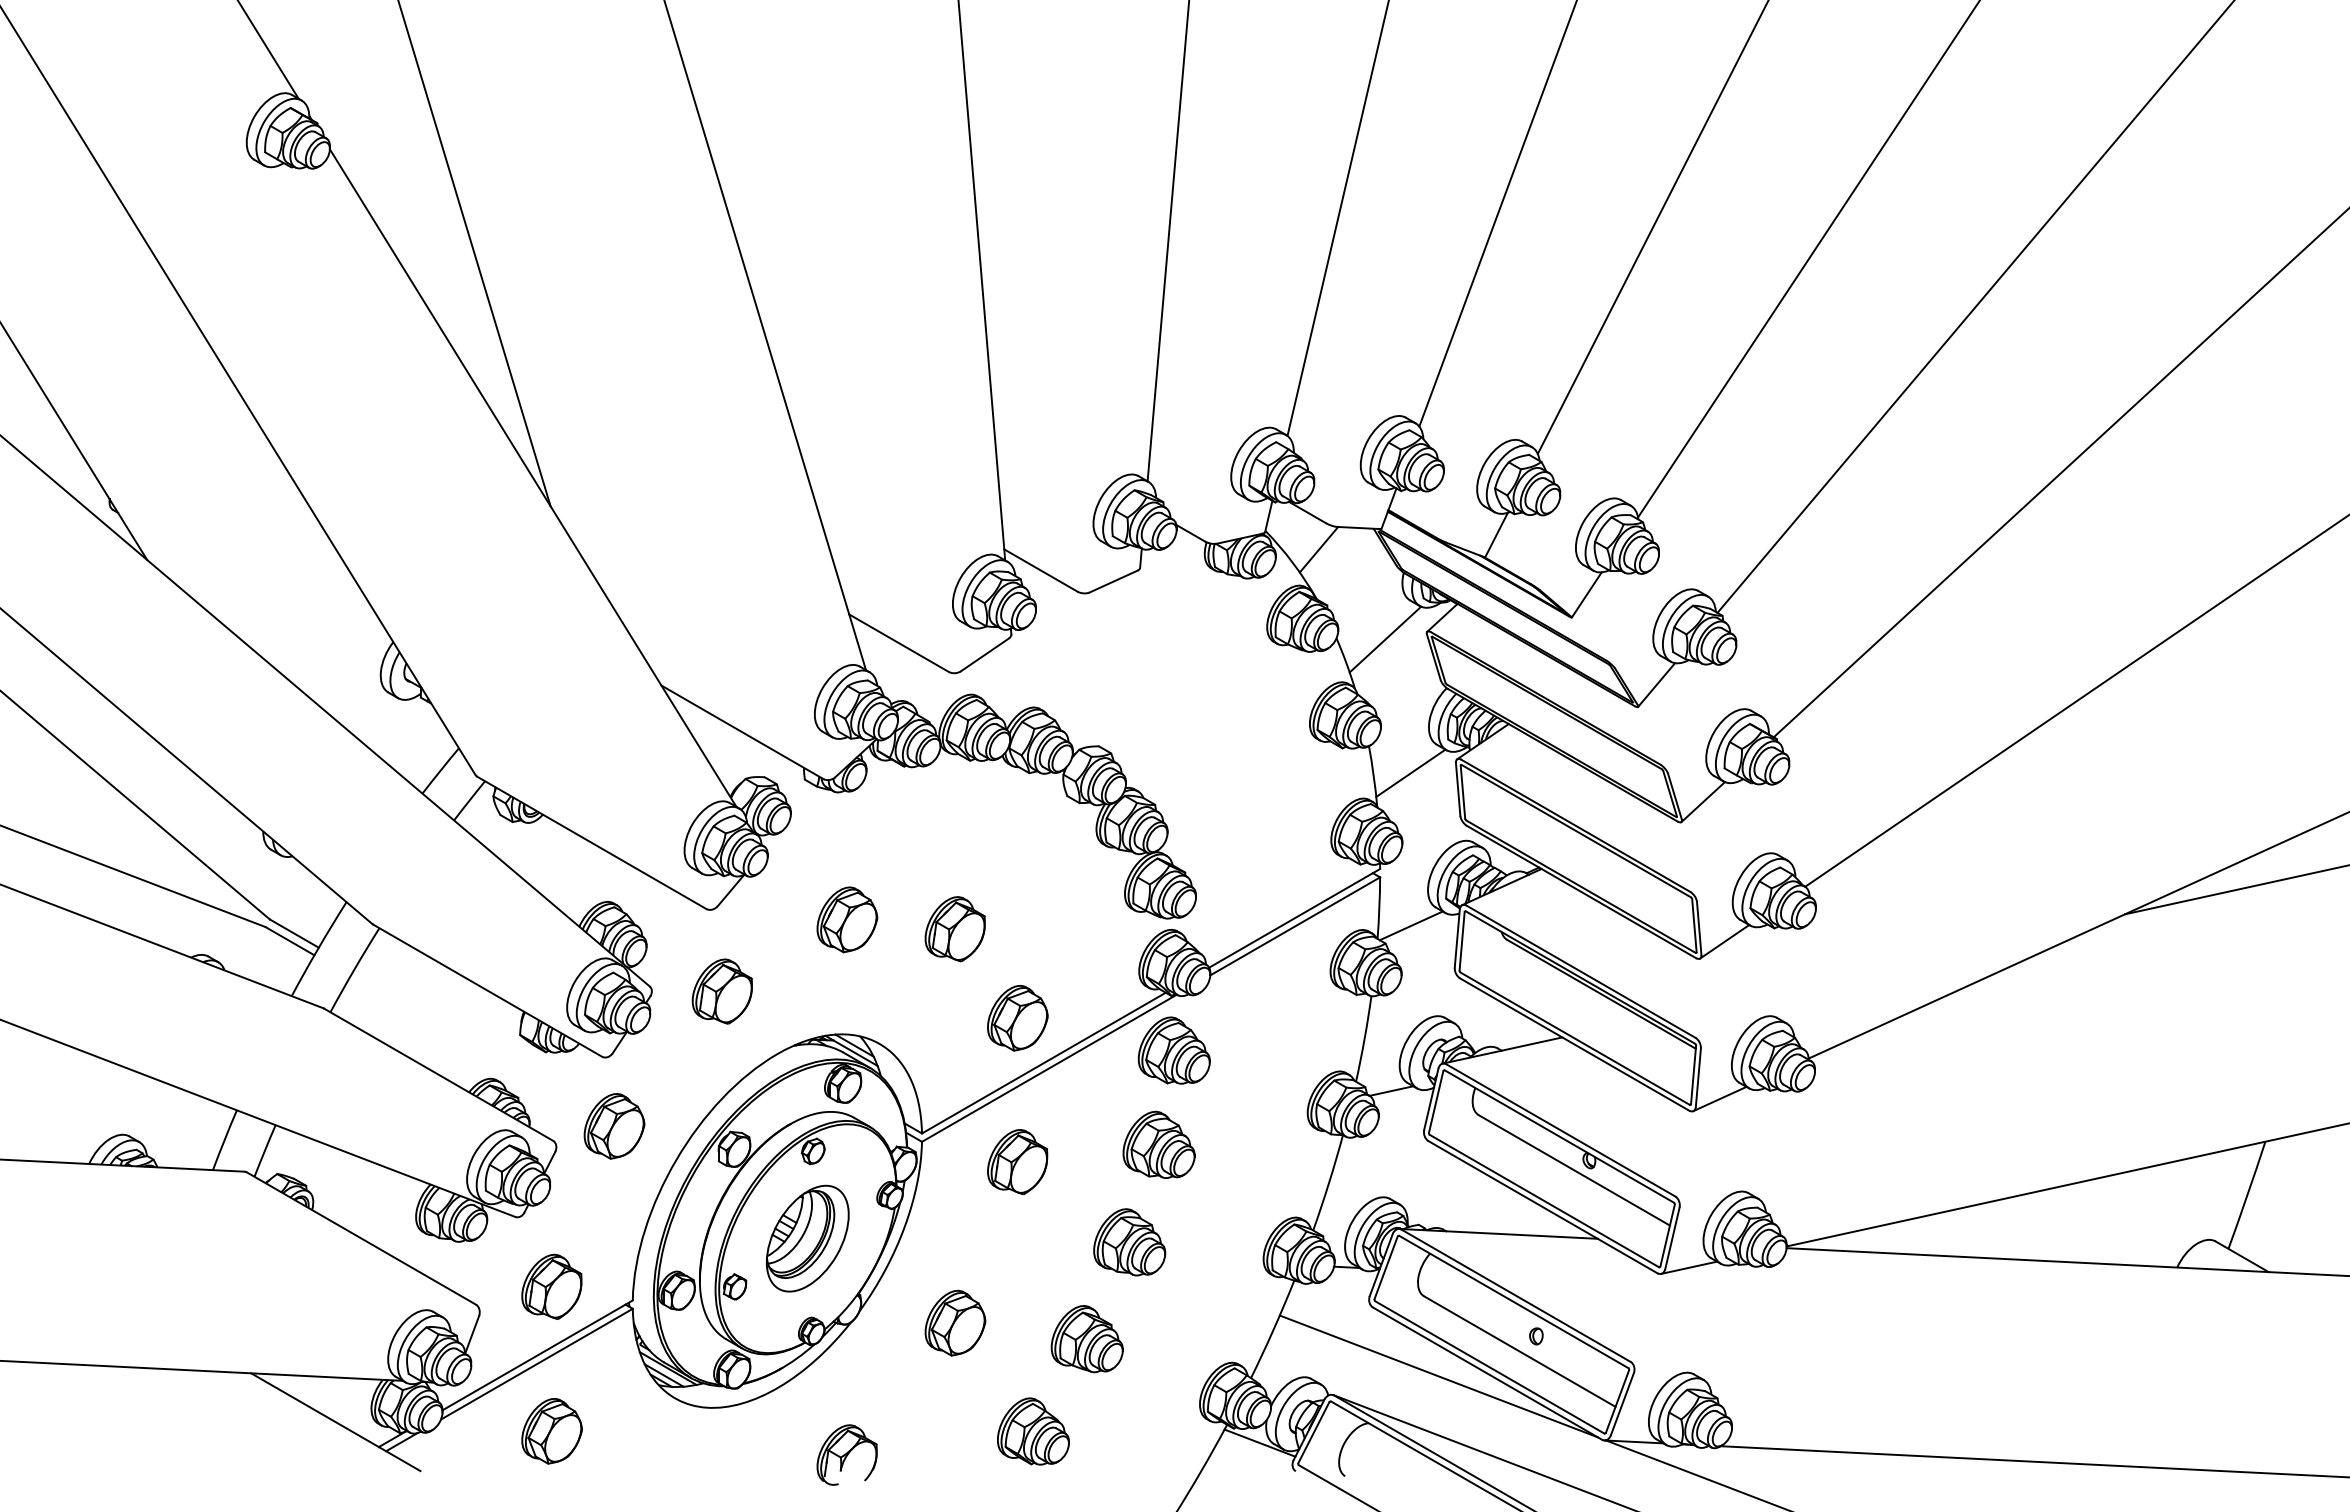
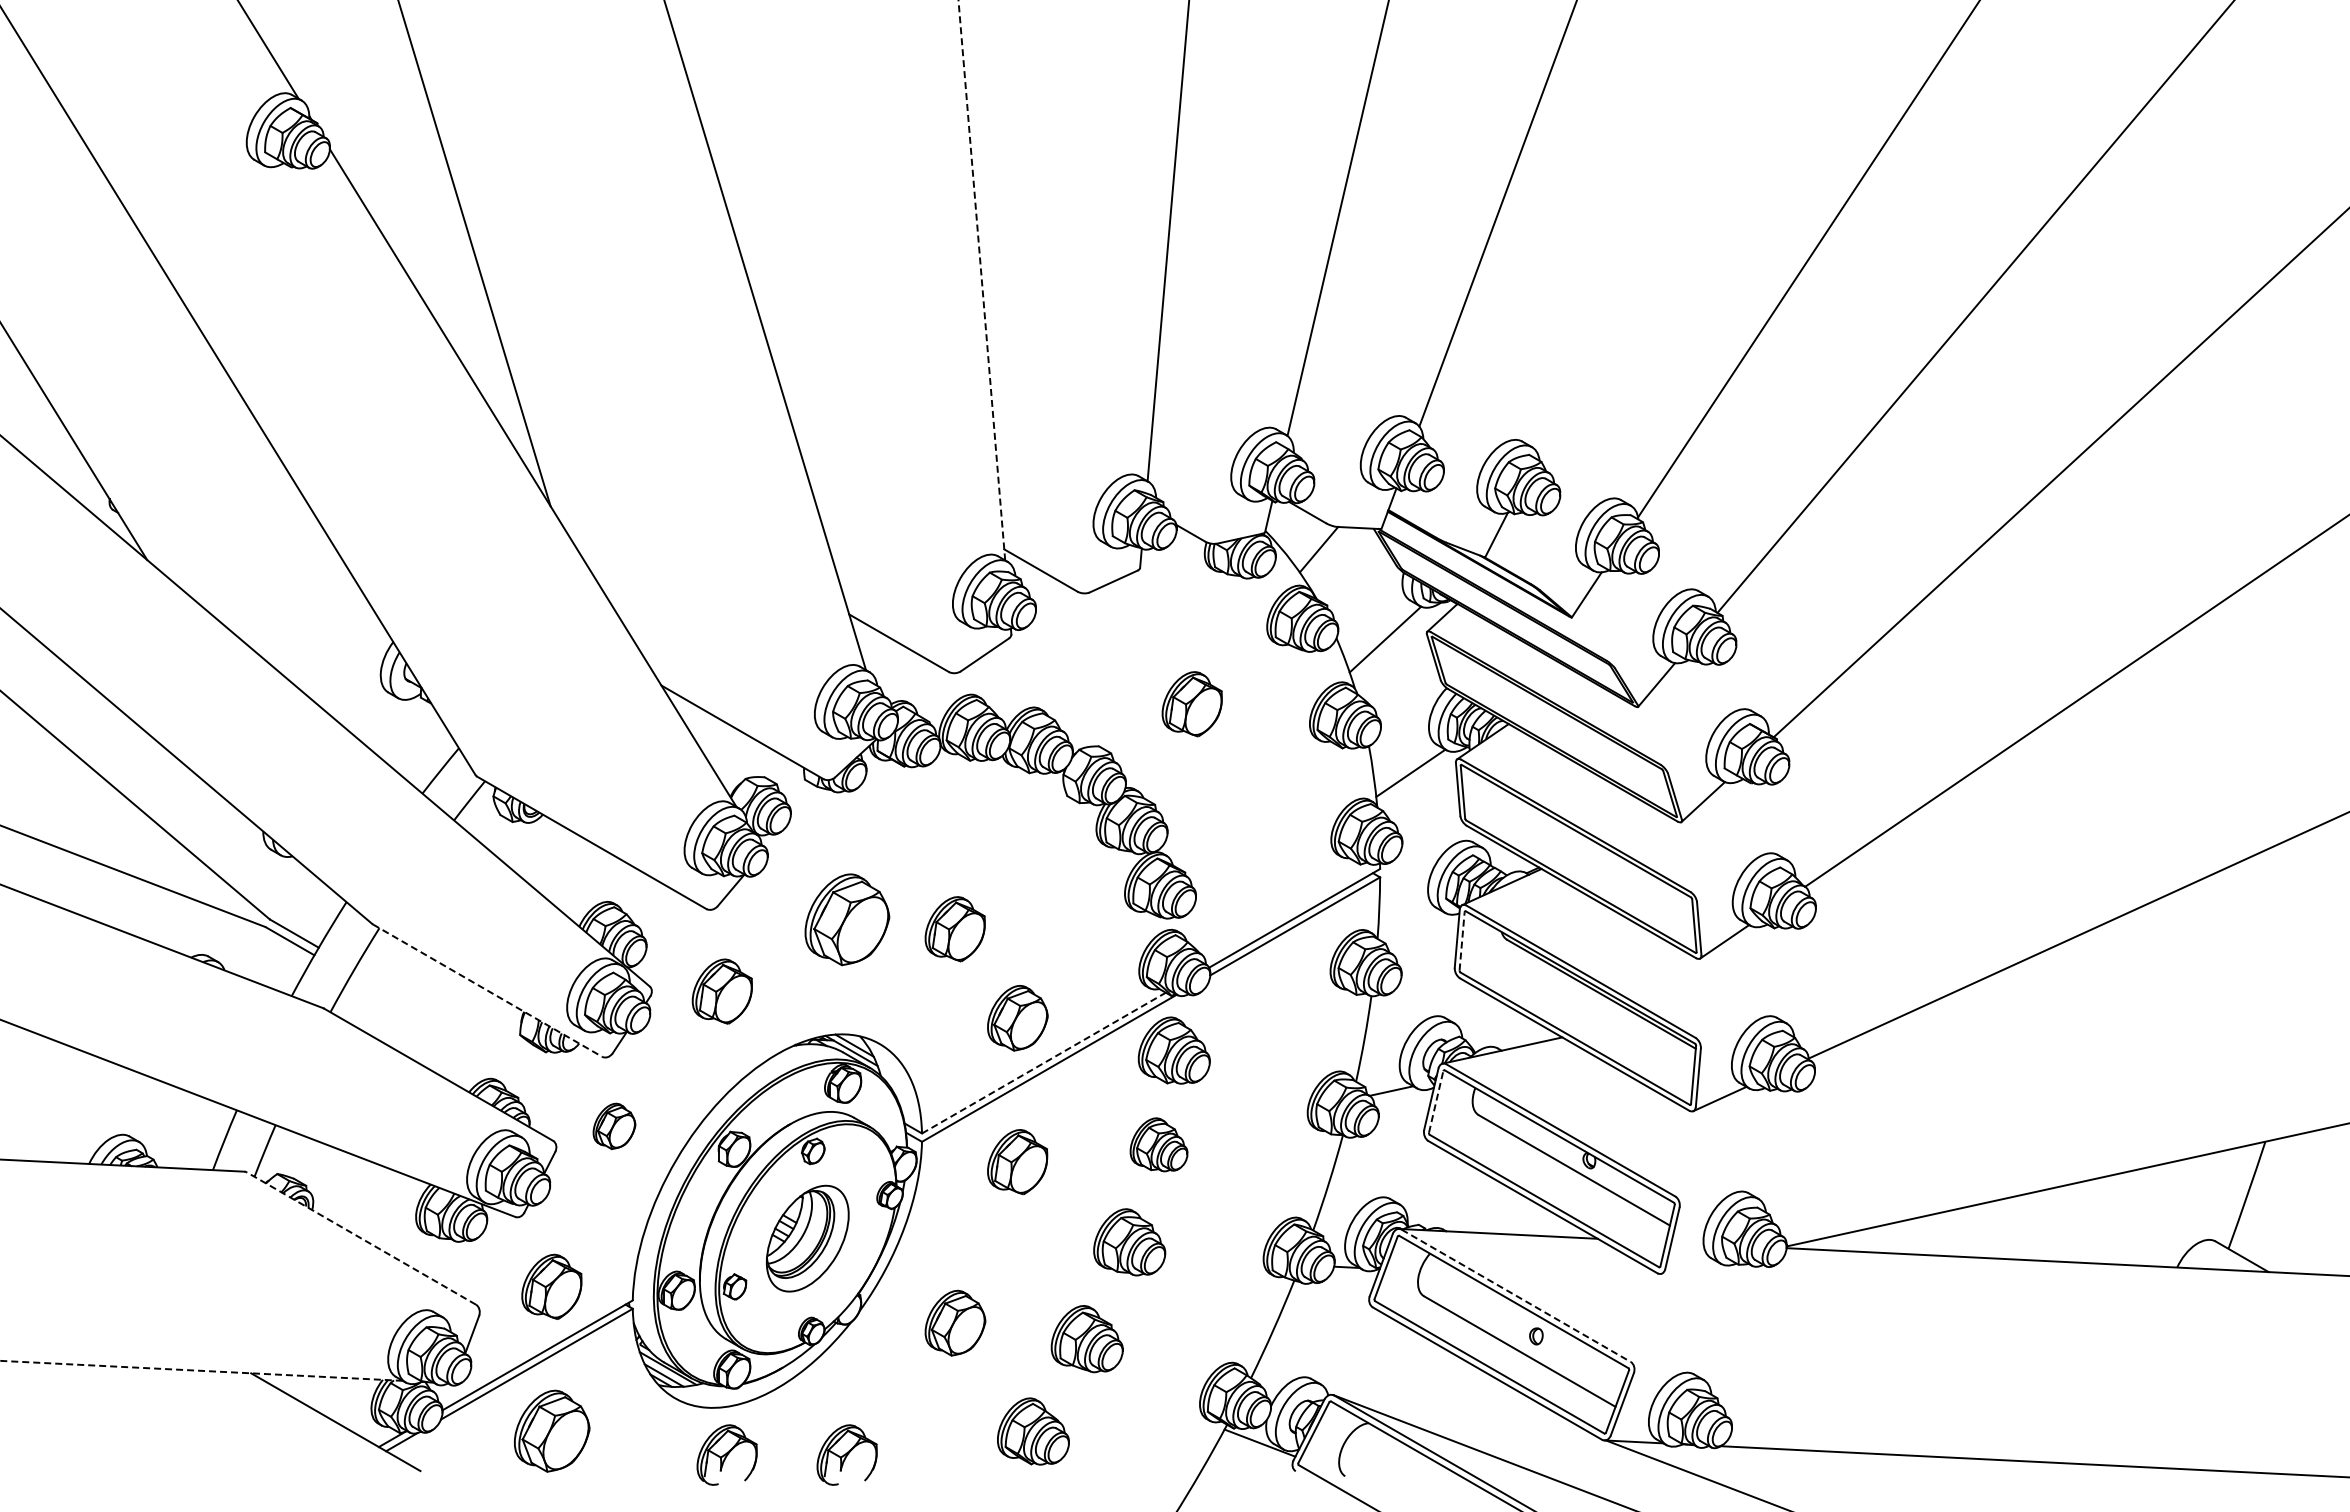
line: present -> none (1652, 227)
line: solid -> dashed (981, 280)
part: none -> present (1191, 704)
line: present -> none (2235, 889)
part size: 63x68 px -> 87x94 px (847, 919)
line: present -> none (1410, 925)
line: solid -> dashed (1462, 940)
line: solid -> dashed (488, 990)
line: solid -> dashed (1043, 1063)
line: solid -> dashed (1436, 1101)
part size: 63x67 px -> 45x49 px (614, 1126)
part size: 74x69 px -> 60x56 px (1158, 1144)
line: solid -> dashed (361, 1238)
line: present -> none (1689, 1267)
line: solid -> dashed (1516, 1296)
line: solid -> dashed (201, 1370)
line: present -> none (1438, 1376)
part size: 62x67 px -> 77x84 px (552, 1430)
part: none -> present (726, 1454)
